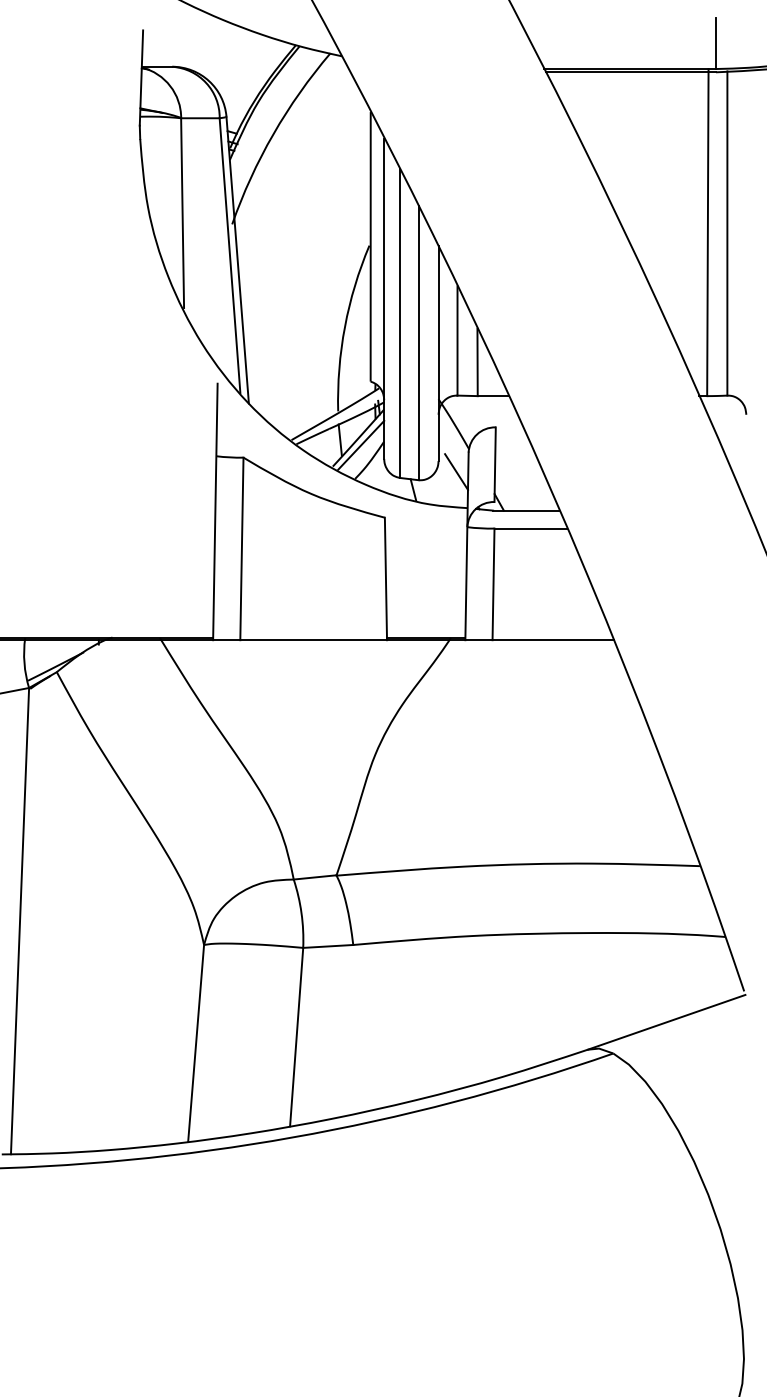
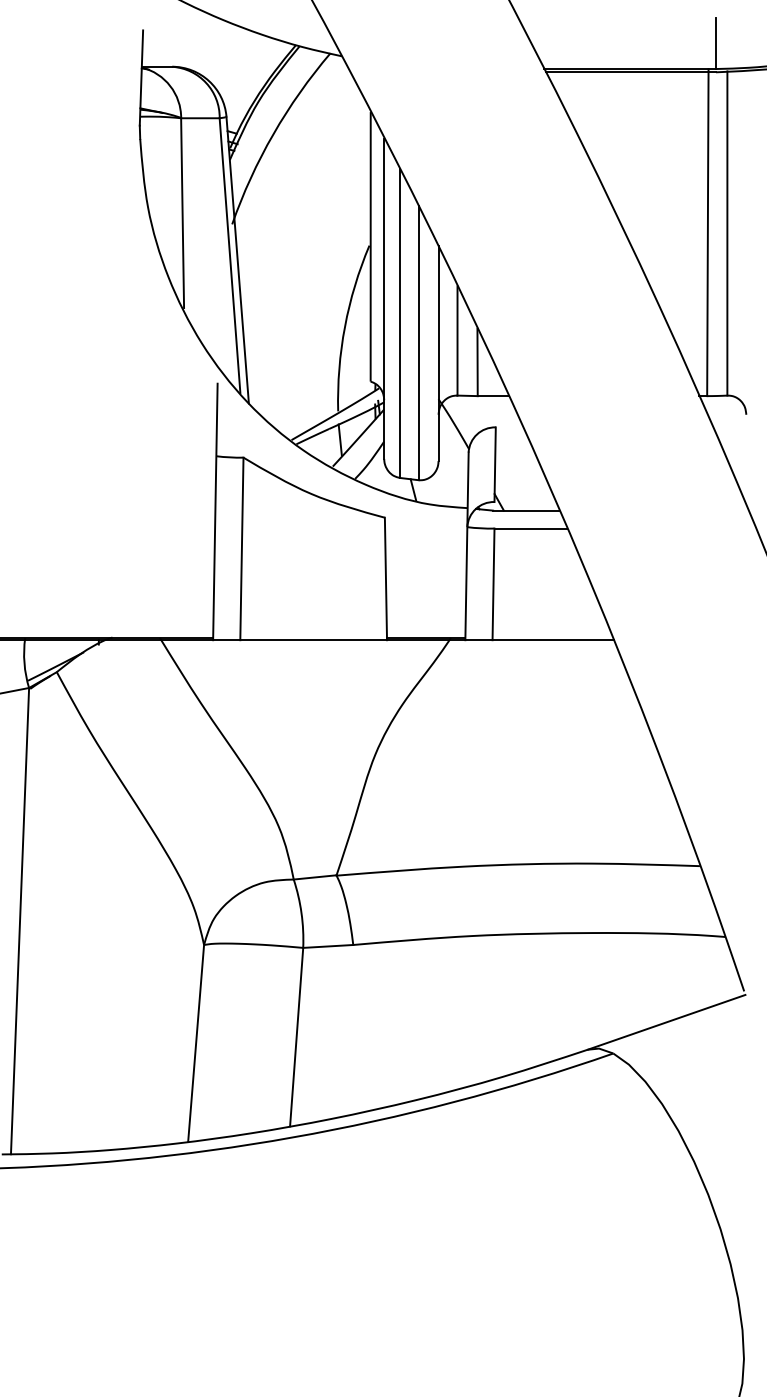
line: present -> none (361, 444)
line: present -> none (456, 471)
